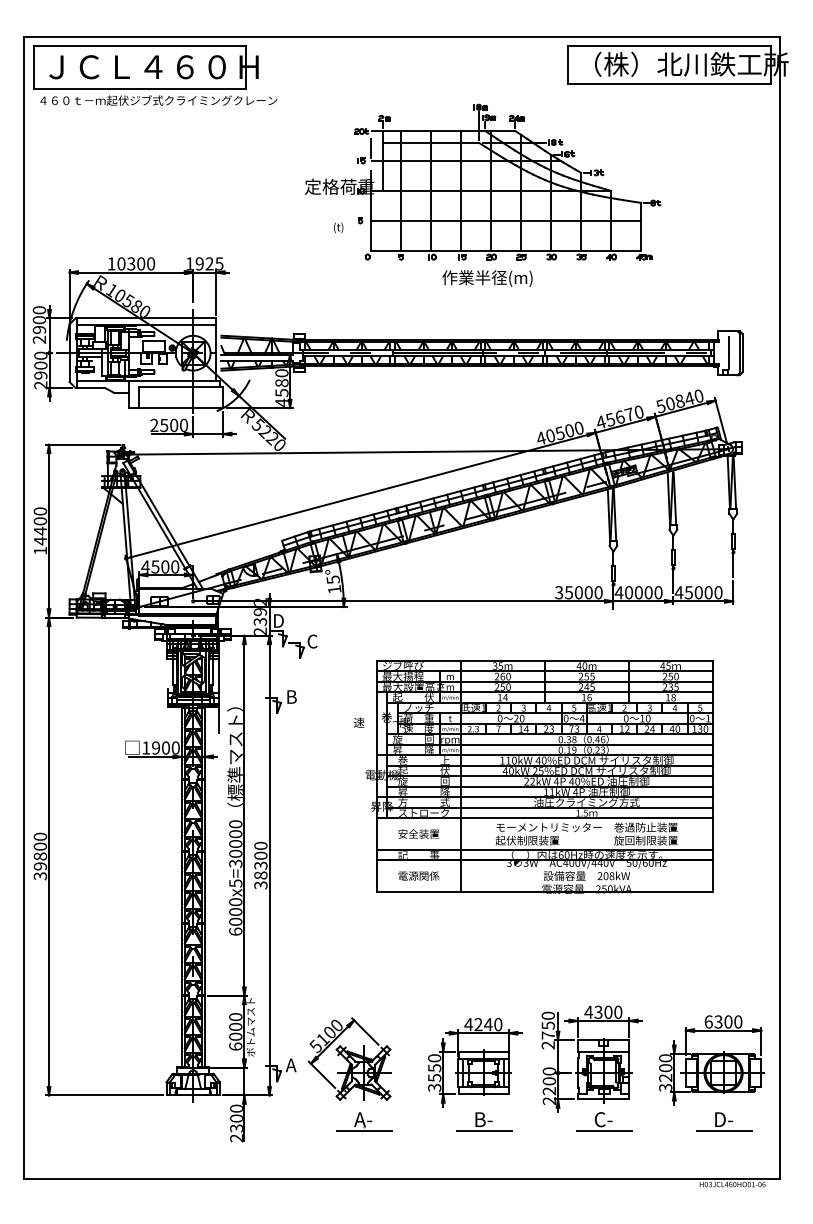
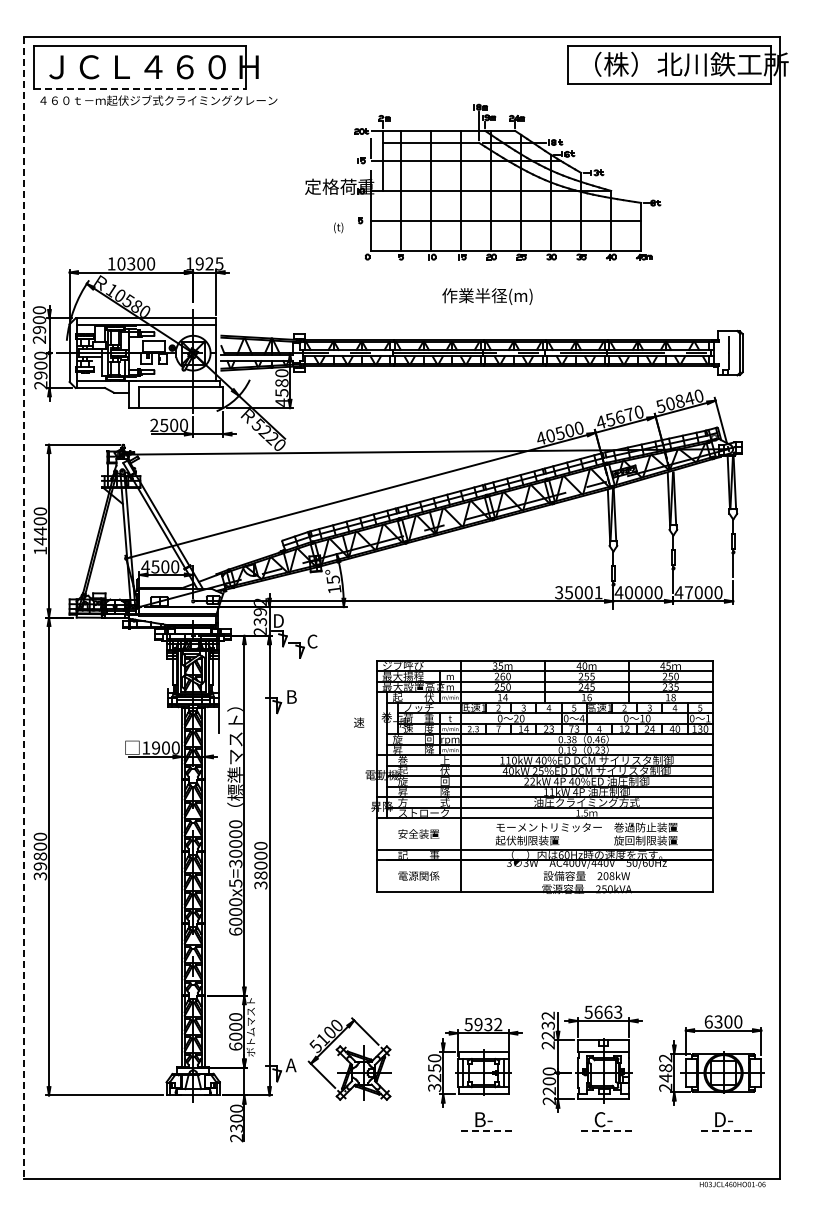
line: solid -> dashed (139, 89)
text position: (487, 278) -> (487, 296) (487, 296)
text: 35000 -> 35001 (598, 592)
text: 45000 -> 47000 (688, 592)
line: solid -> dashed (24, 608)
text: 38300 -> 38000 (260, 865)
text: 4300 -> 5663 (603, 1012)
text: 4240 -> 5932 (483, 1024)
text: 2750 -> 2232 (547, 1025)
text: 3200 -> 2482 (665, 1072)
text: 3550 -> 3250 (434, 1078)
part: present -> none (364, 1121)
line: solid -> dashed (483, 1130)
line: solid -> dashed (603, 1130)
line: solid -> dashed (723, 1130)
